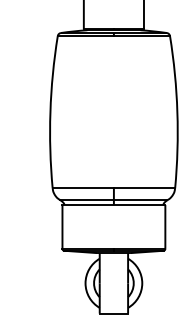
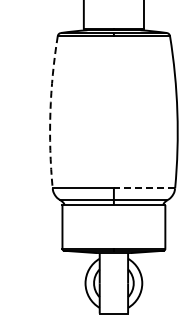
arc: solid -> dashed (50, 112)
line: solid -> dashed (144, 188)
